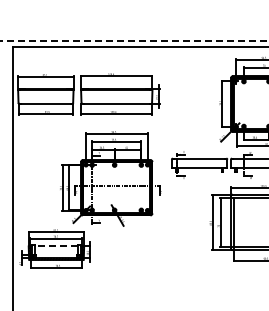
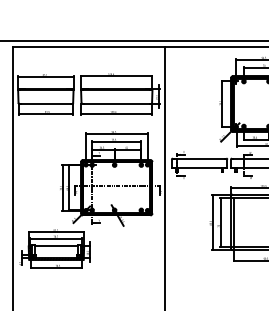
line: dashed -> solid (134, 40)
line: none -> present (165, 177)
line: dashed -> solid (55, 245)
